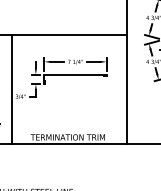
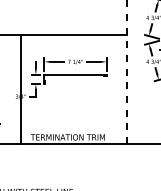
line: solid -> dashed (126, 72)
line position: (12, 89) -> (21, 89) (21, 89)
